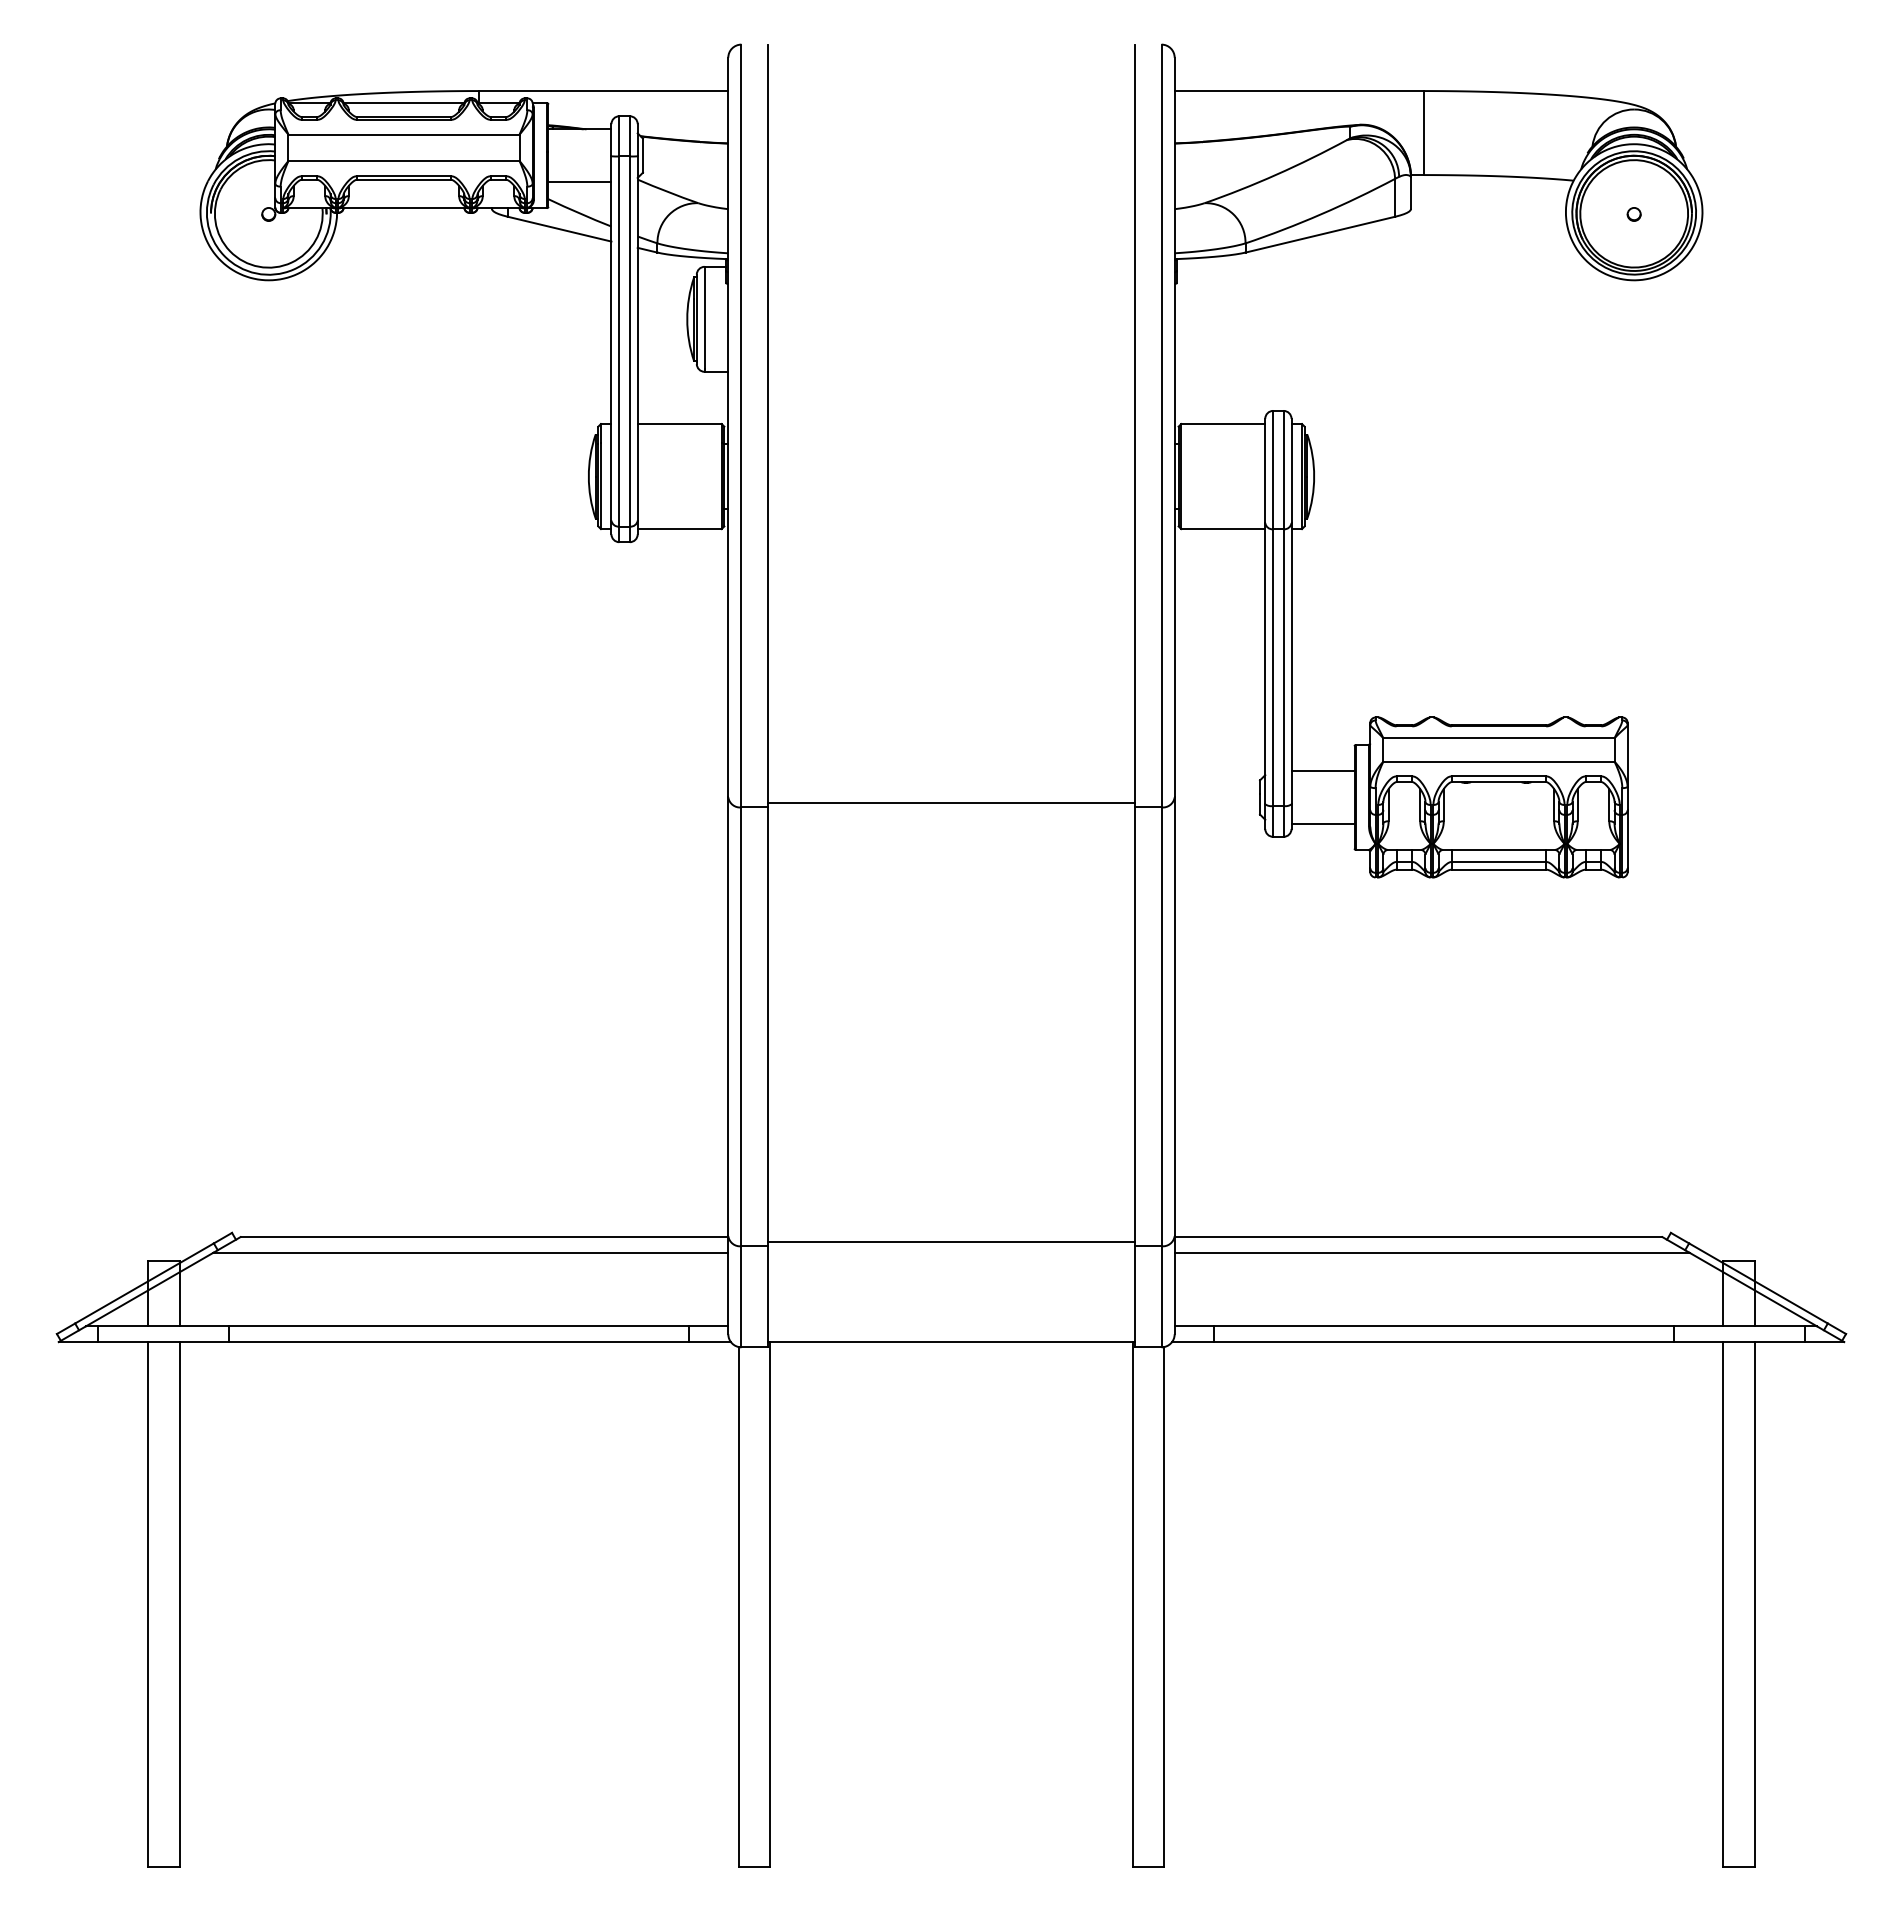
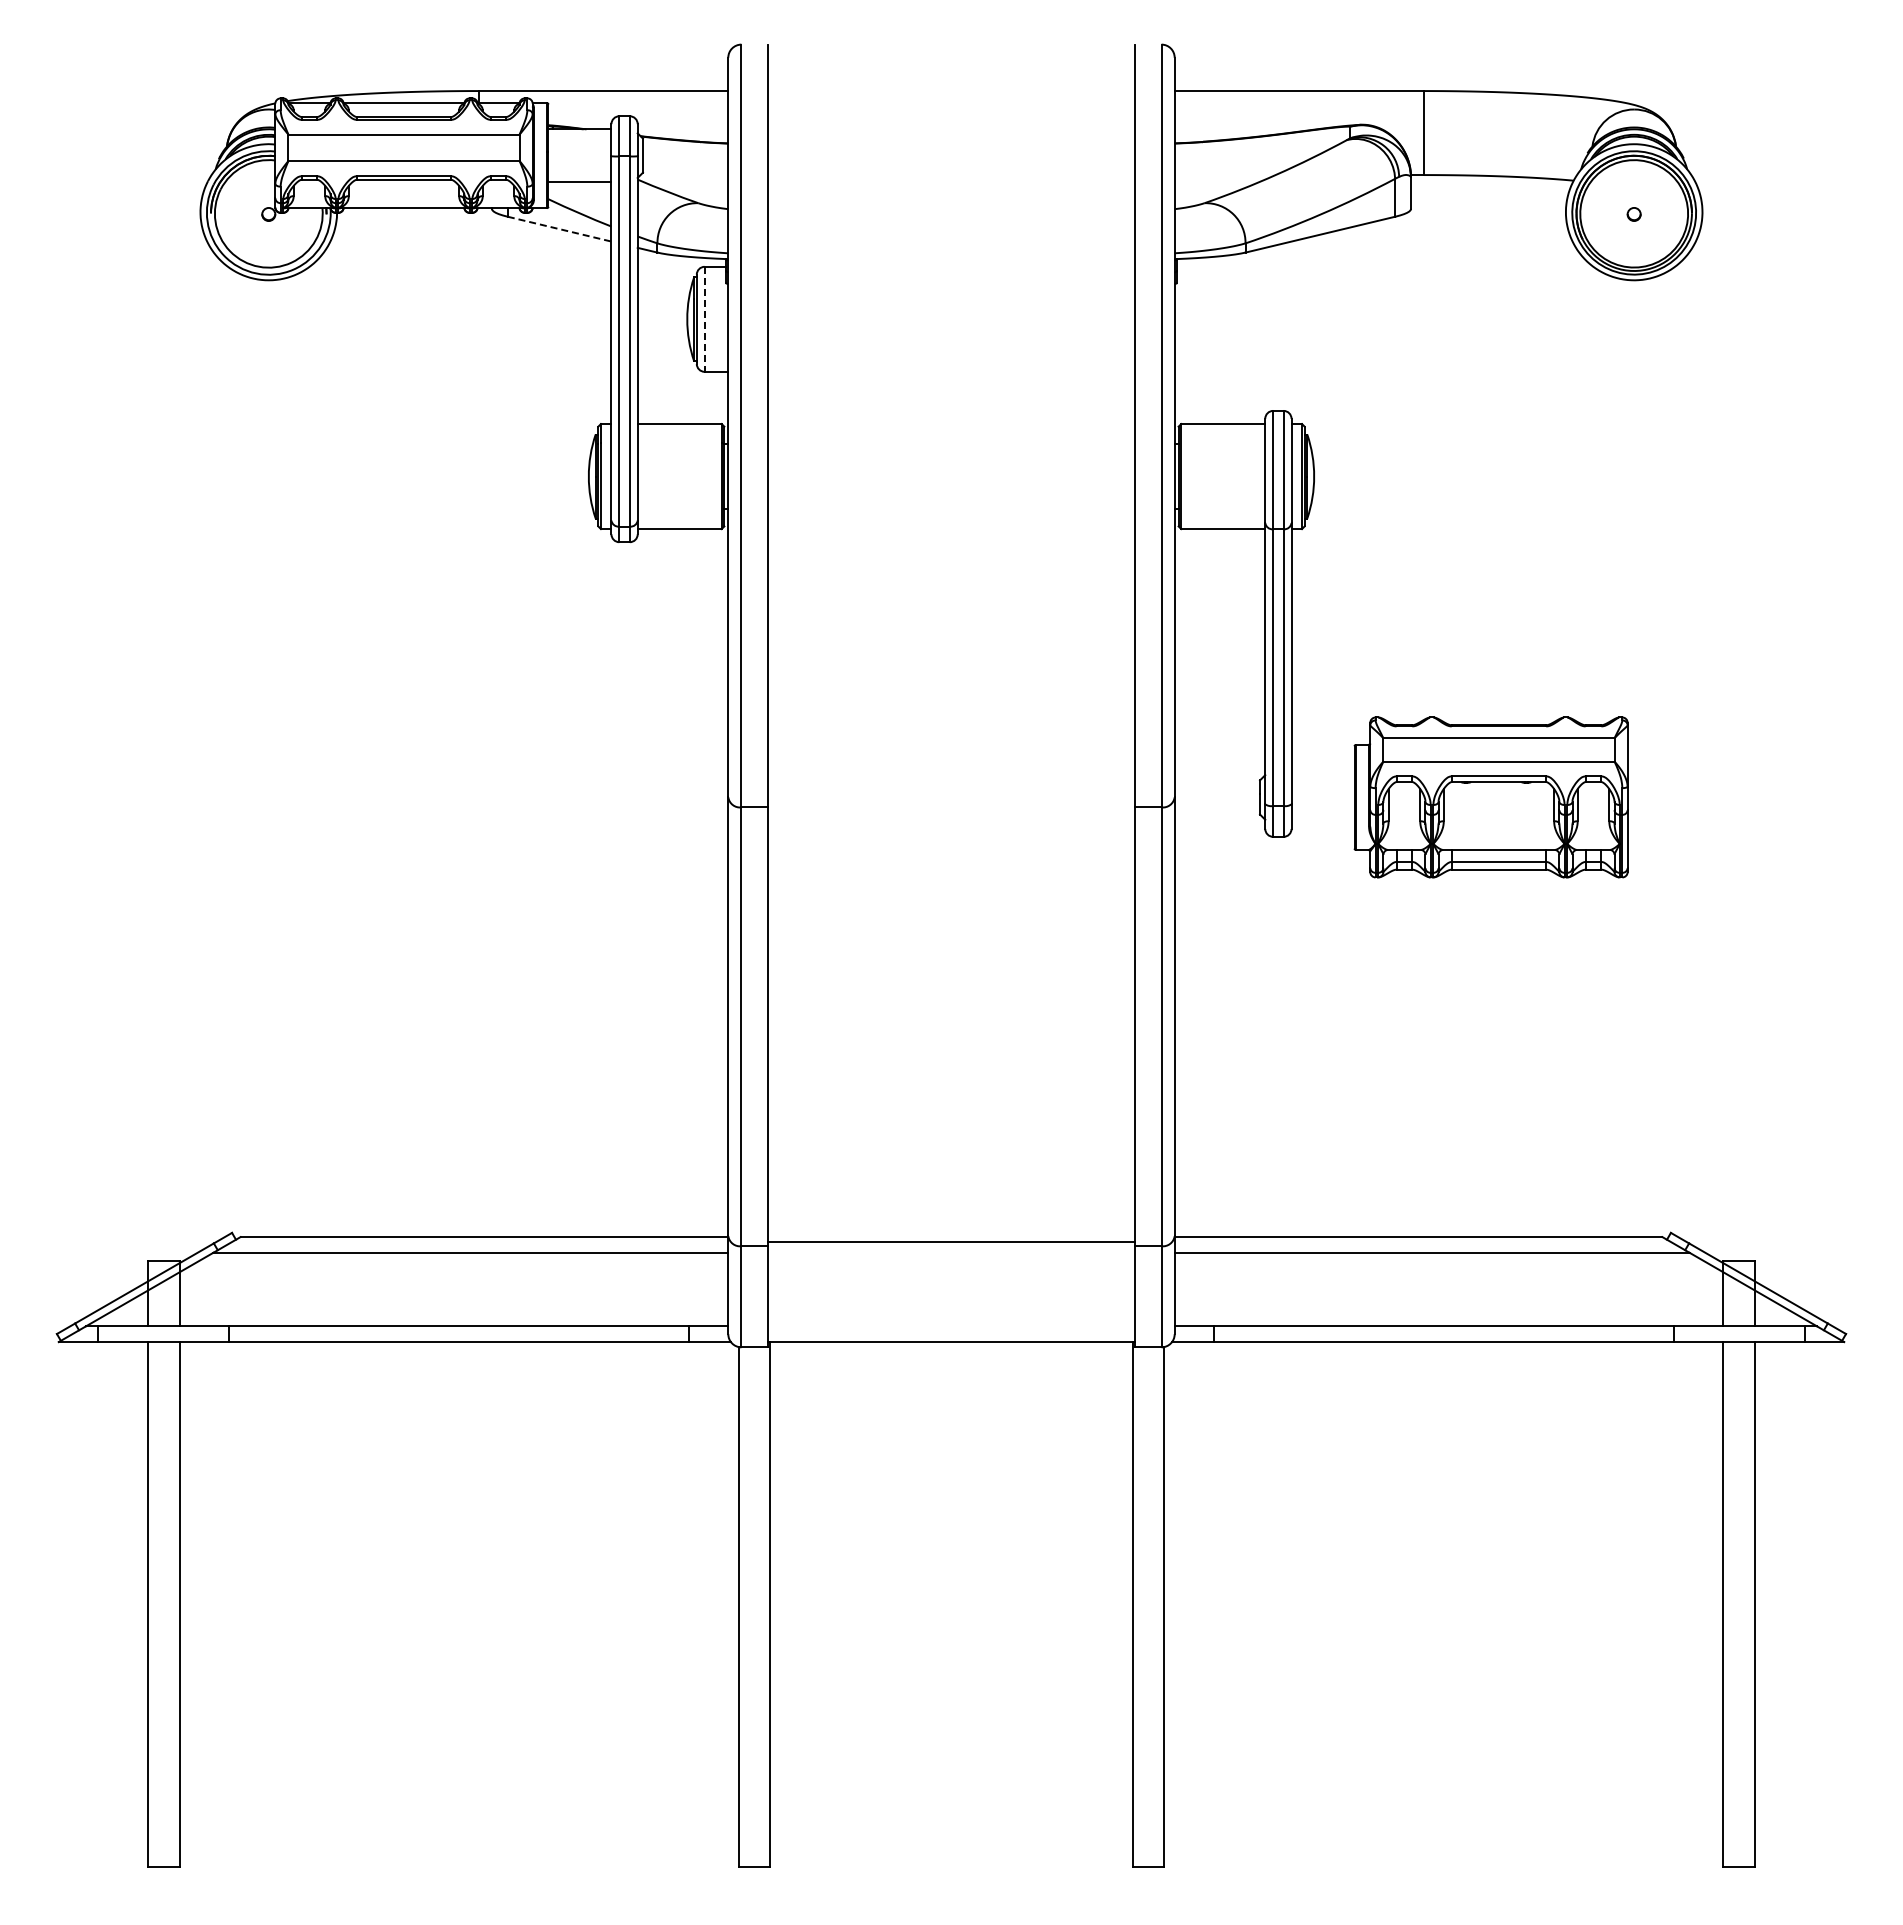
line: solid -> dashed (560, 229)
line: solid -> dashed (704, 318)
line: present -> none (1322, 771)
line: present -> none (951, 803)
line: present -> none (1322, 823)
